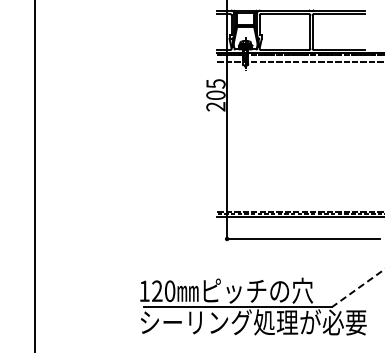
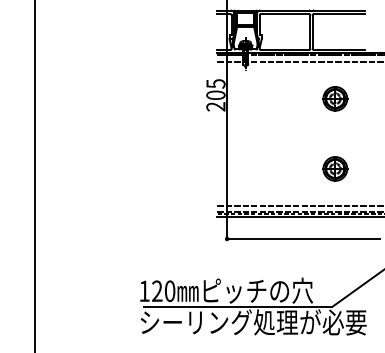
part: none -> present (335, 98)
part: none -> present (335, 168)
line: none -> present (299, 206)
line: dashed -> solid (358, 288)
